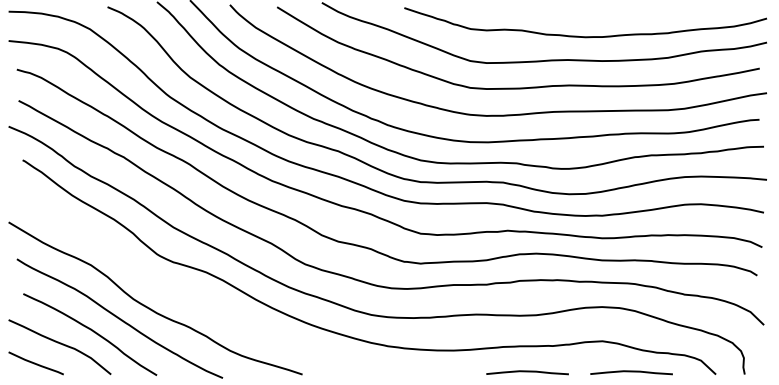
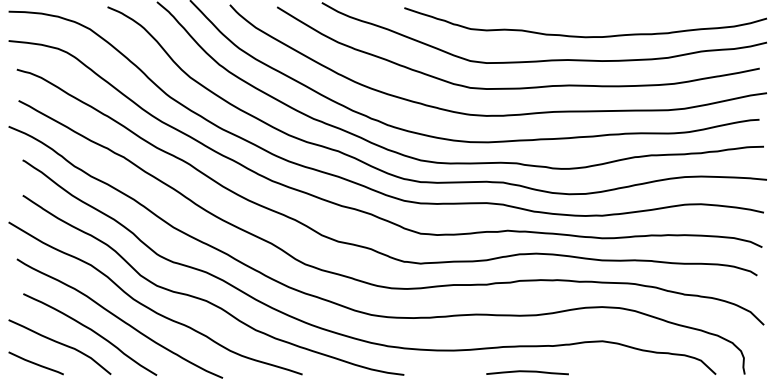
curve: none -> present (205, 299)
curve: present -> none (631, 372)
